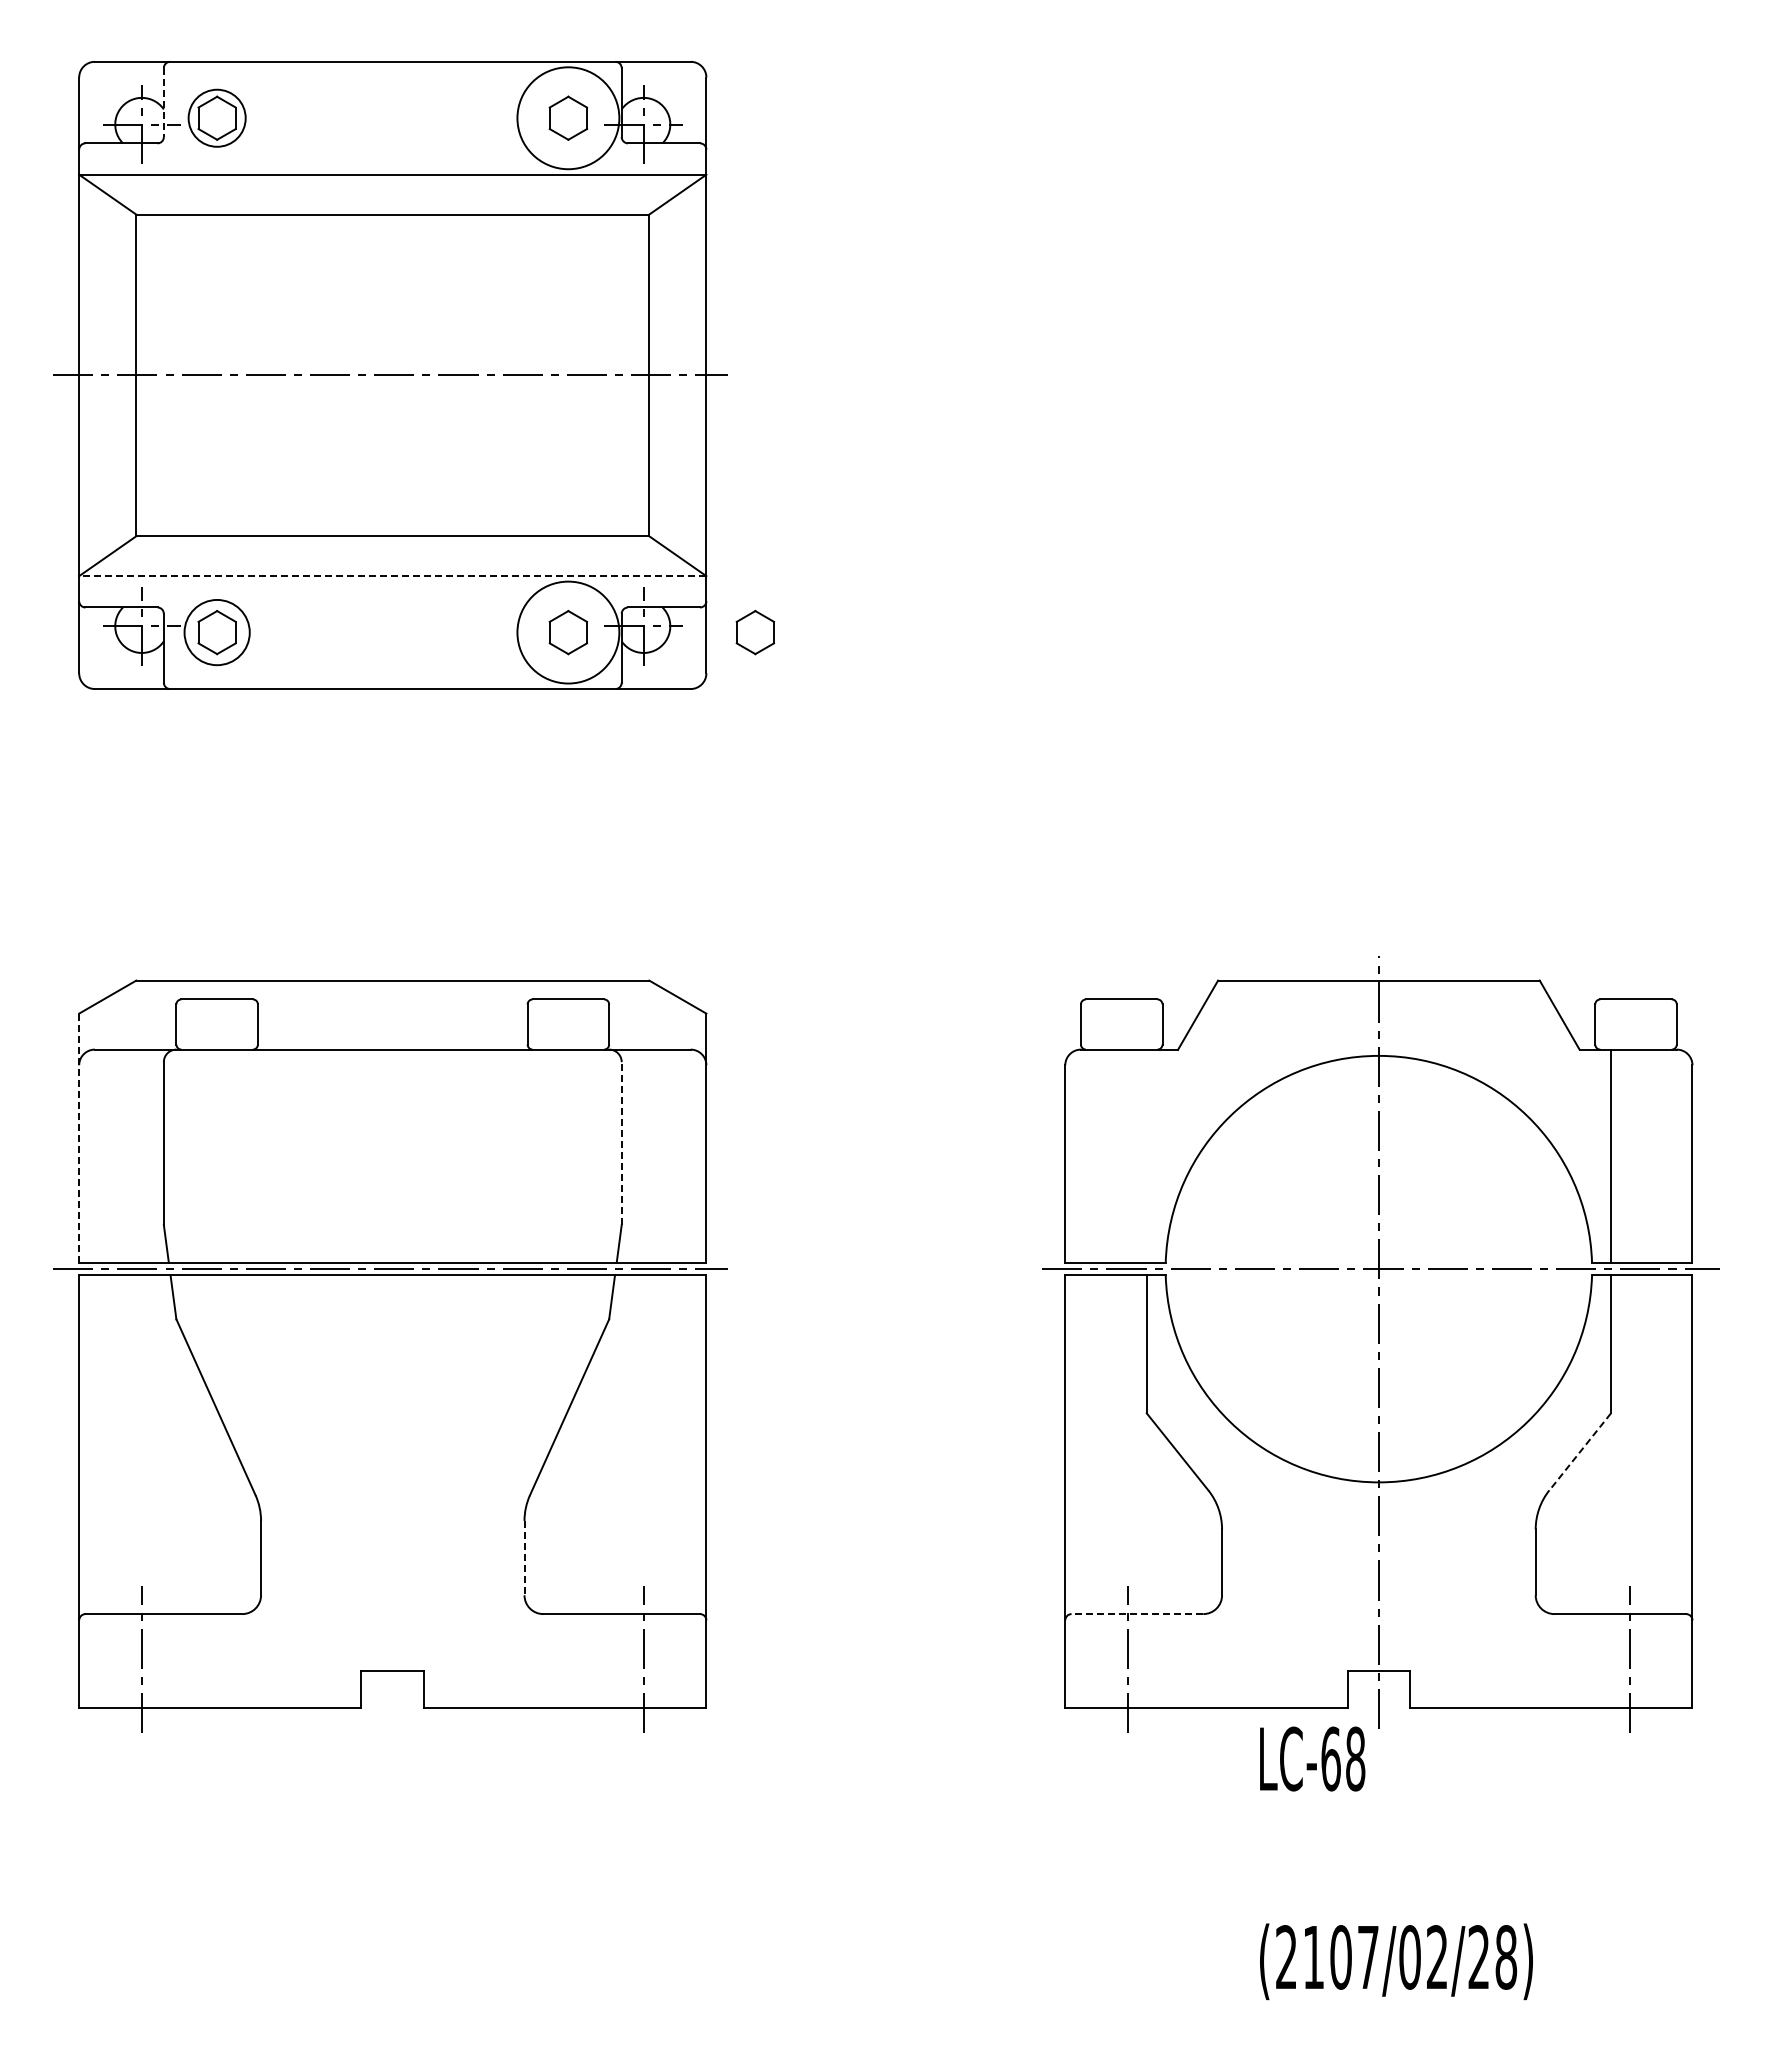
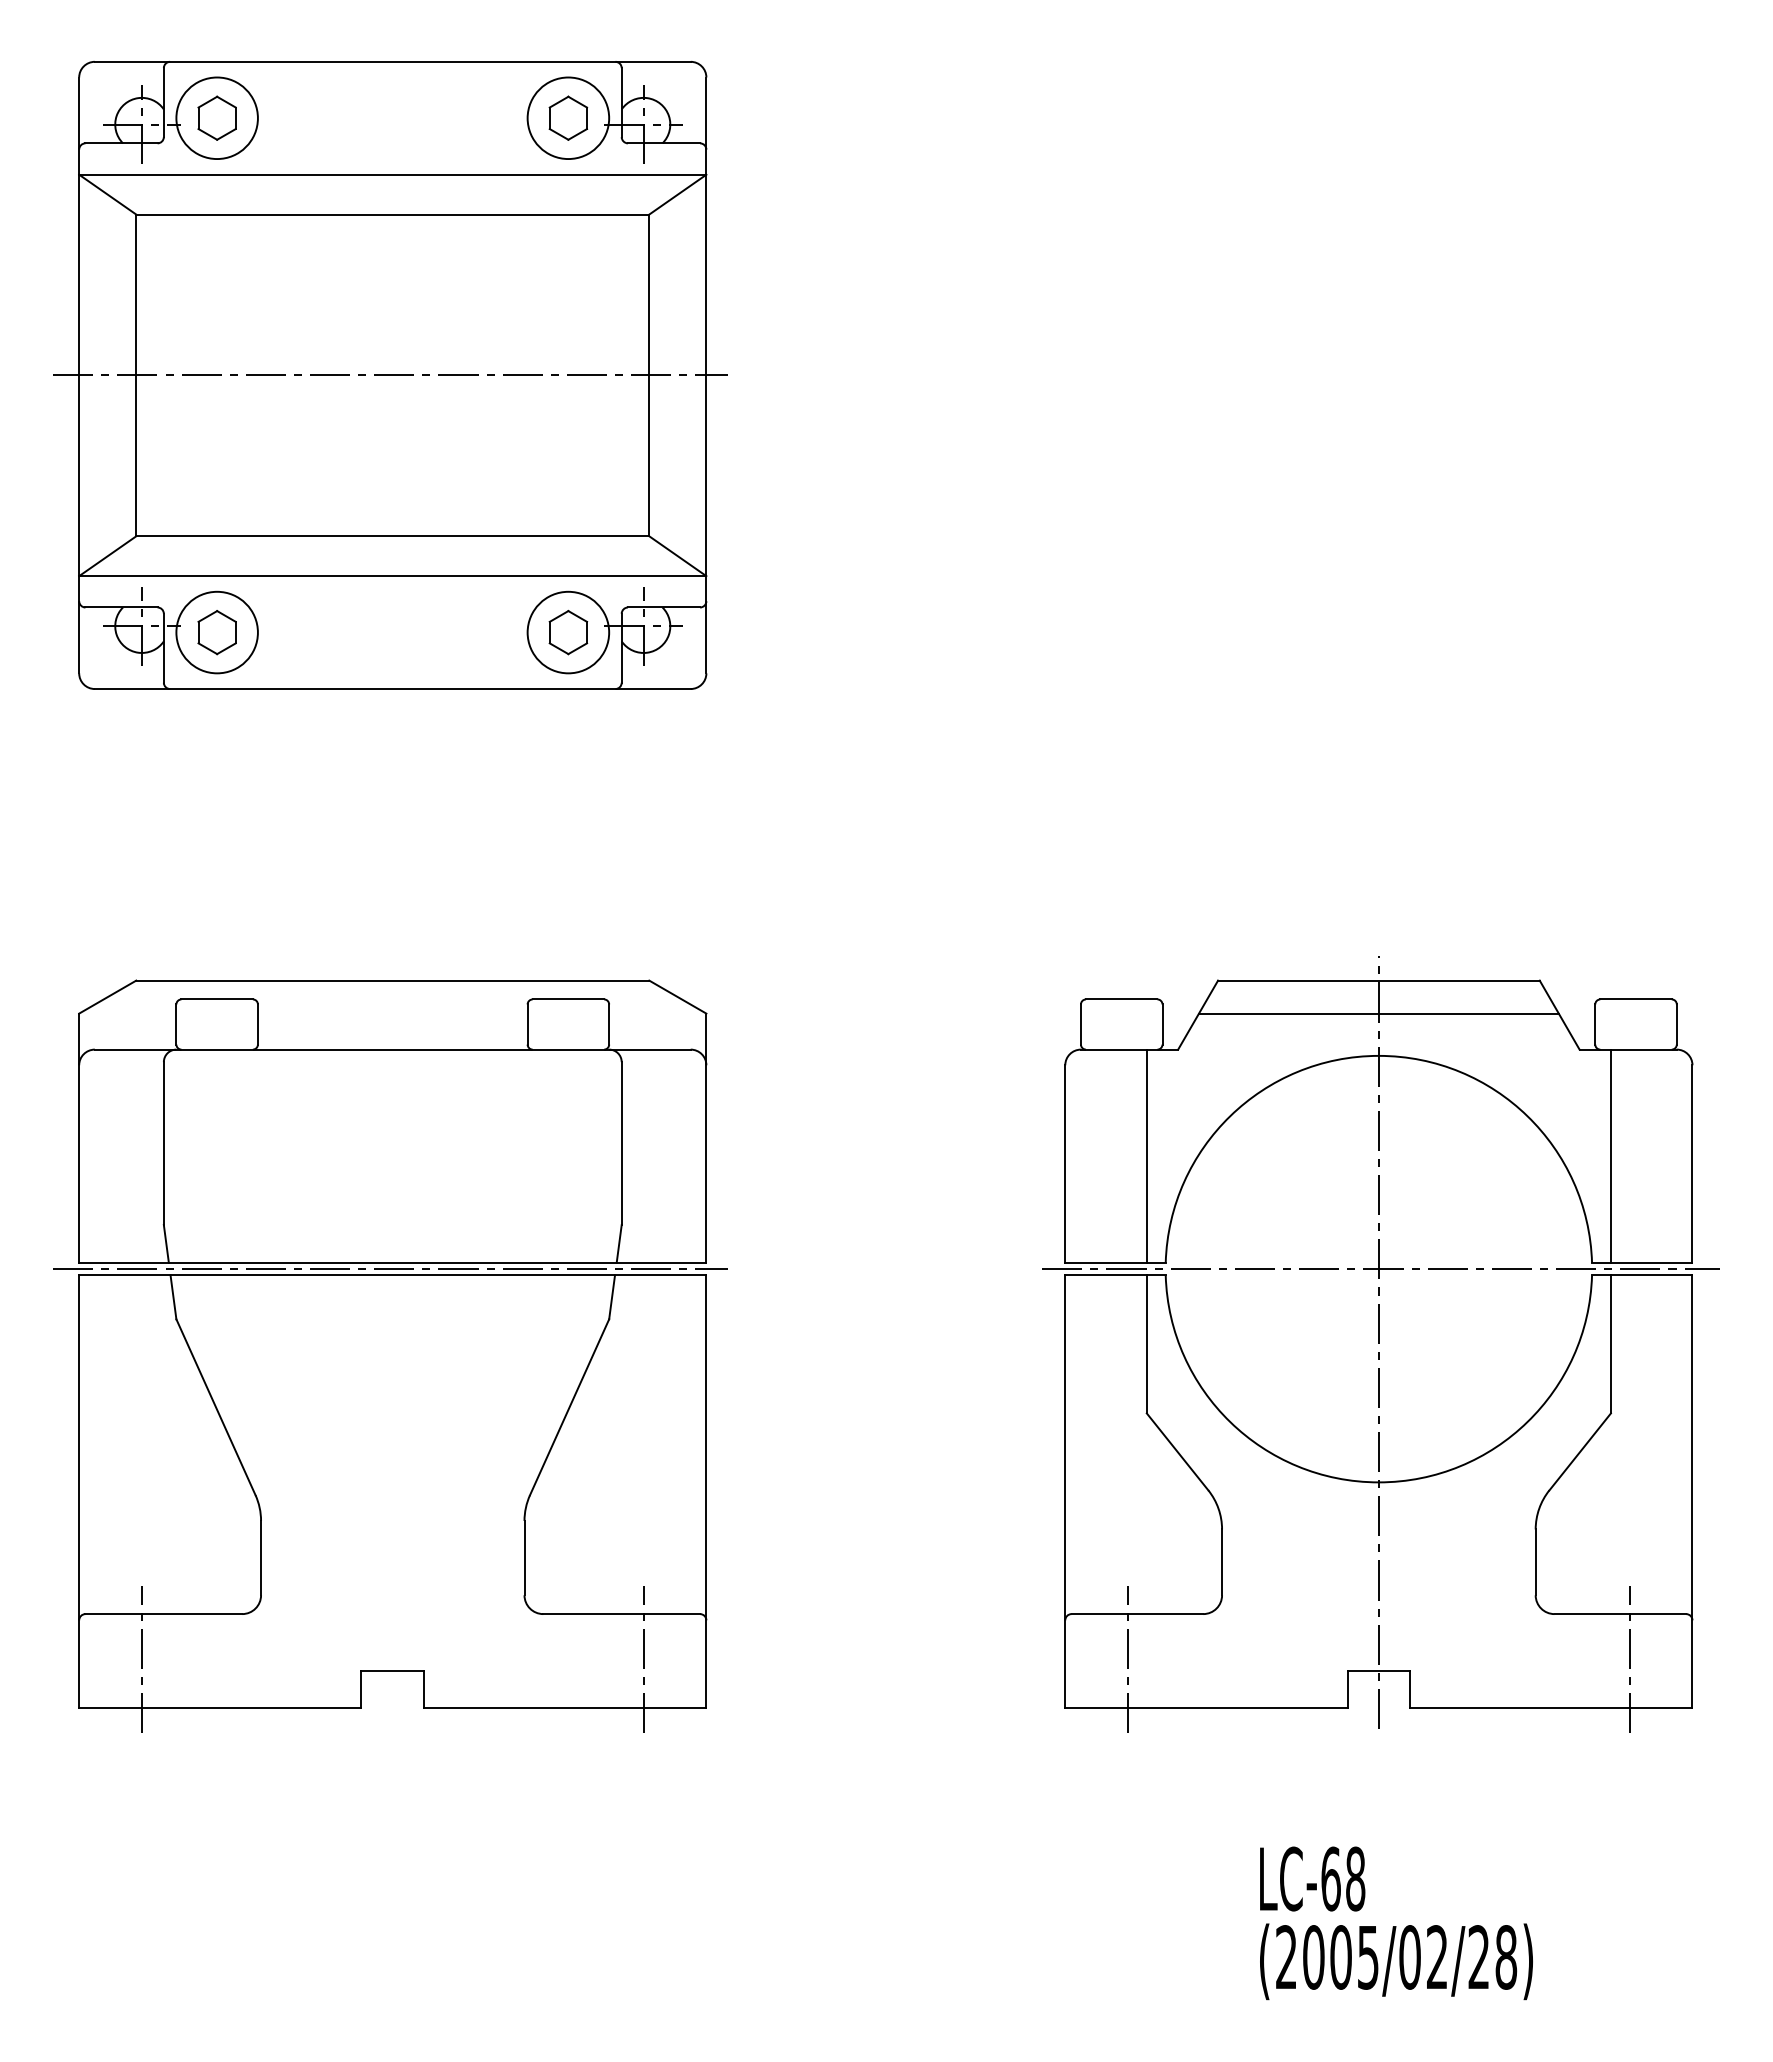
line: dashed -> solid (163, 103)
circle diameter: 57 px -> 82 px (216, 118)
circle diameter: 102 px -> 82 px (568, 118)
line: dashed -> solid (392, 576)
circle diameter: 65 px -> 82 px (216, 632)
circle diameter: 102 px -> 82 px (568, 632)
part: present -> none (755, 632)
line: none -> present (1378, 1013)
line: dashed -> solid (79, 1138)
line: dashed -> solid (621, 1143)
line: none -> present (1146, 1155)
line: dashed -> solid (1579, 1452)
line: dashed -> solid (524, 1558)
line: dashed -> solid (1137, 1614)
text position: (1312, 1758) -> (1312, 1878) (1312, 1878)
text: (2107/02/28) -> (2005/02/28) (1340, 1957)
